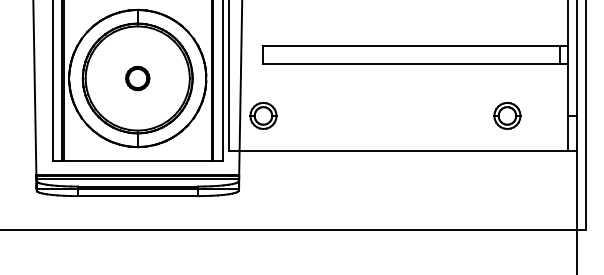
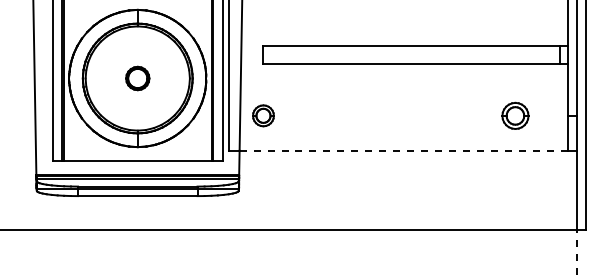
part size: 29x29 px -> 23x24 px (263, 115)
part position: (507, 115) -> (515, 115) (515, 115)
line: solid -> dashed (404, 150)
line: solid -> dashed (577, 251)
